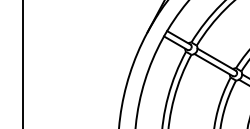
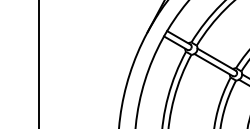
line position: (22, 63) -> (38, 63) (38, 63)
